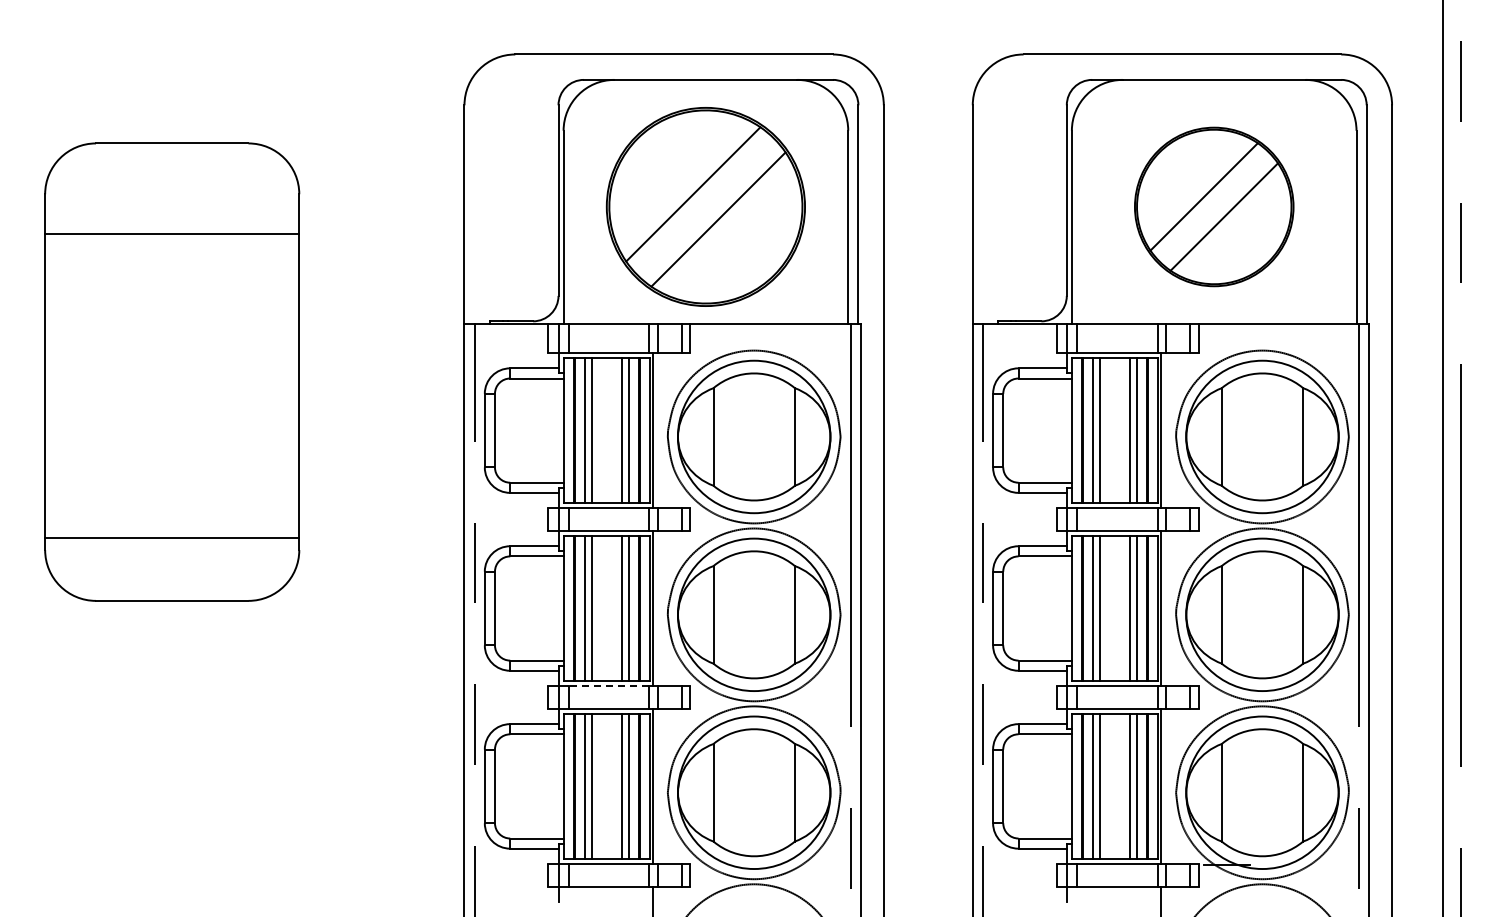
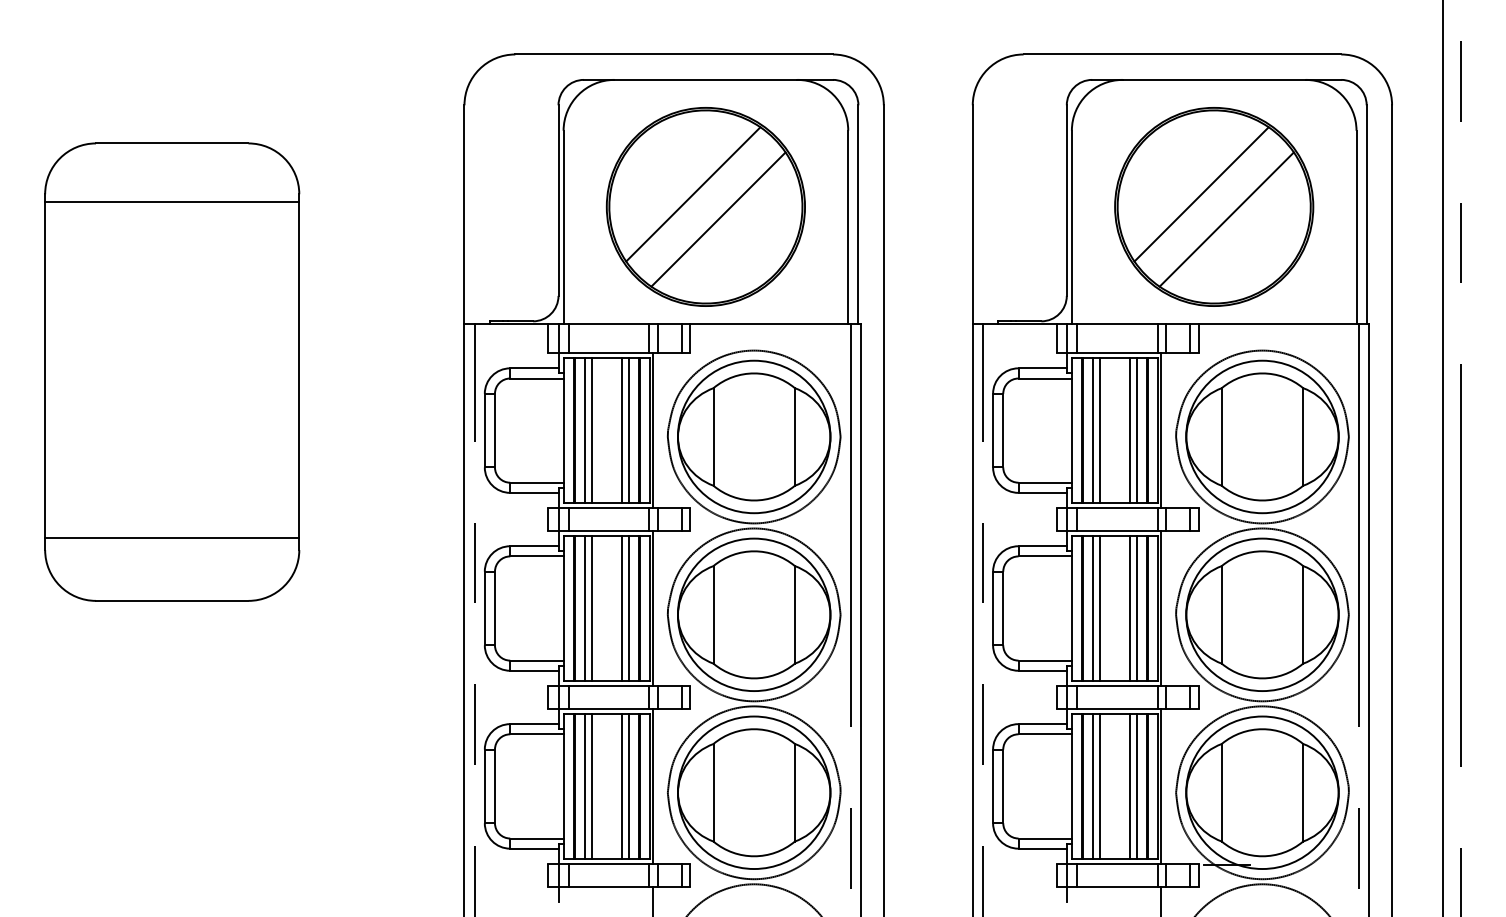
part size: 161x162 px -> 201x200 px (1214, 206)
line position: (172, 233) -> (172, 201) (172, 201)
line: dashed -> solid (608, 686)
